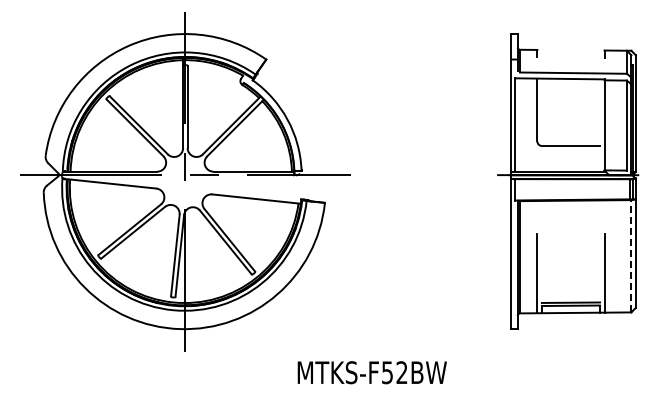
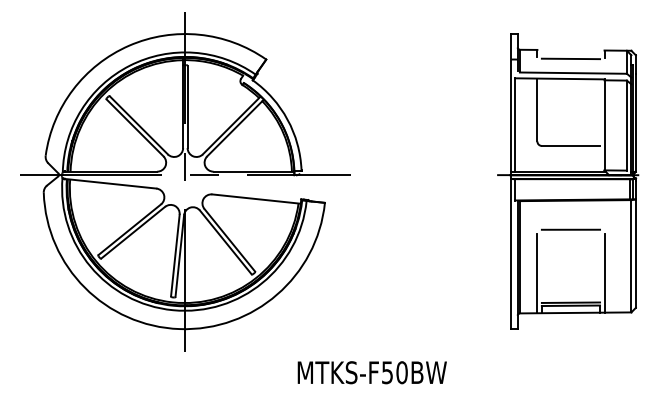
line: none -> present (570, 58)
line: none -> present (570, 229)
line: dashed -> solid (631, 255)
text: MTKS-F52BW -> MTKS-F50BW (401, 372)
